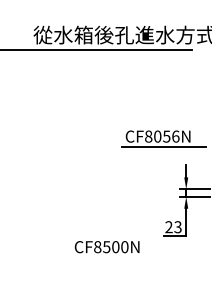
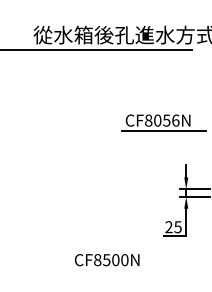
part position: (163, 138) -> (163, 122) (163, 122)
text: 23 -> 25 (177, 226)
text position: (106, 247) -> (106, 260) (106, 260)
